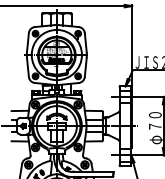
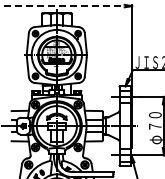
line: solid -> dashed (66, 6)
